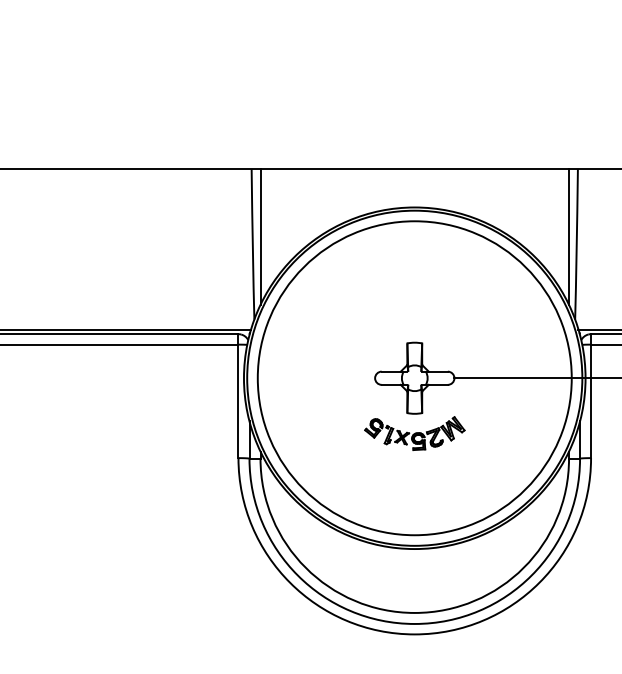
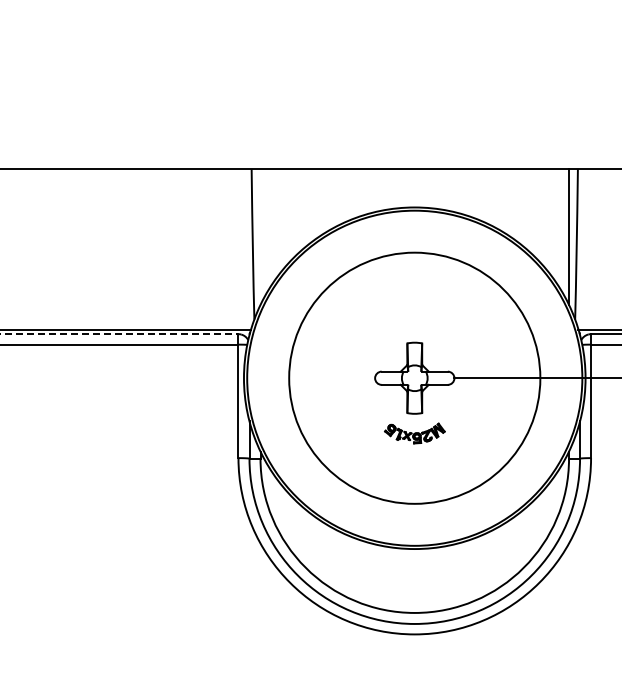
line: present -> none (260, 236)
line: solid -> dashed (119, 334)
circle diameter: 314 px -> 251 px (414, 377)
part size: 102x35 px -> 62x23 px (414, 433)
